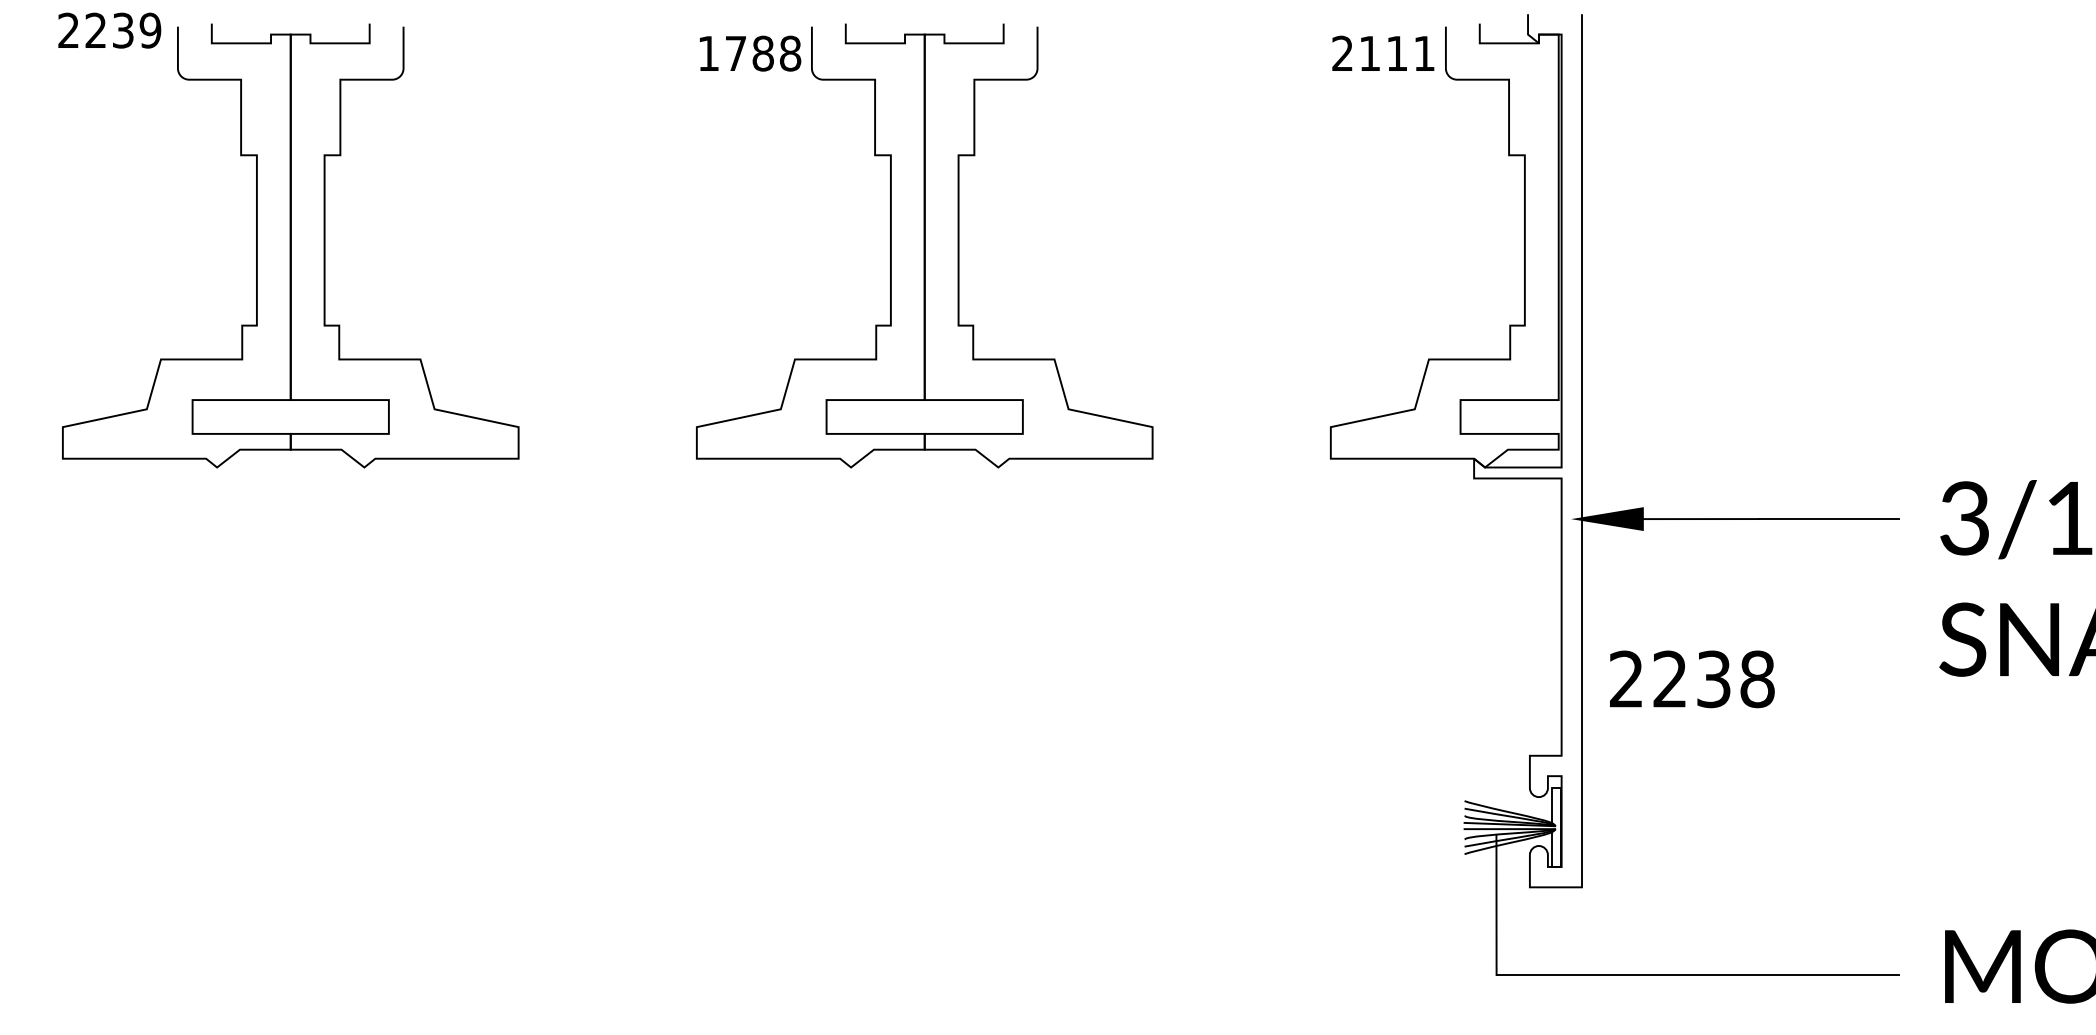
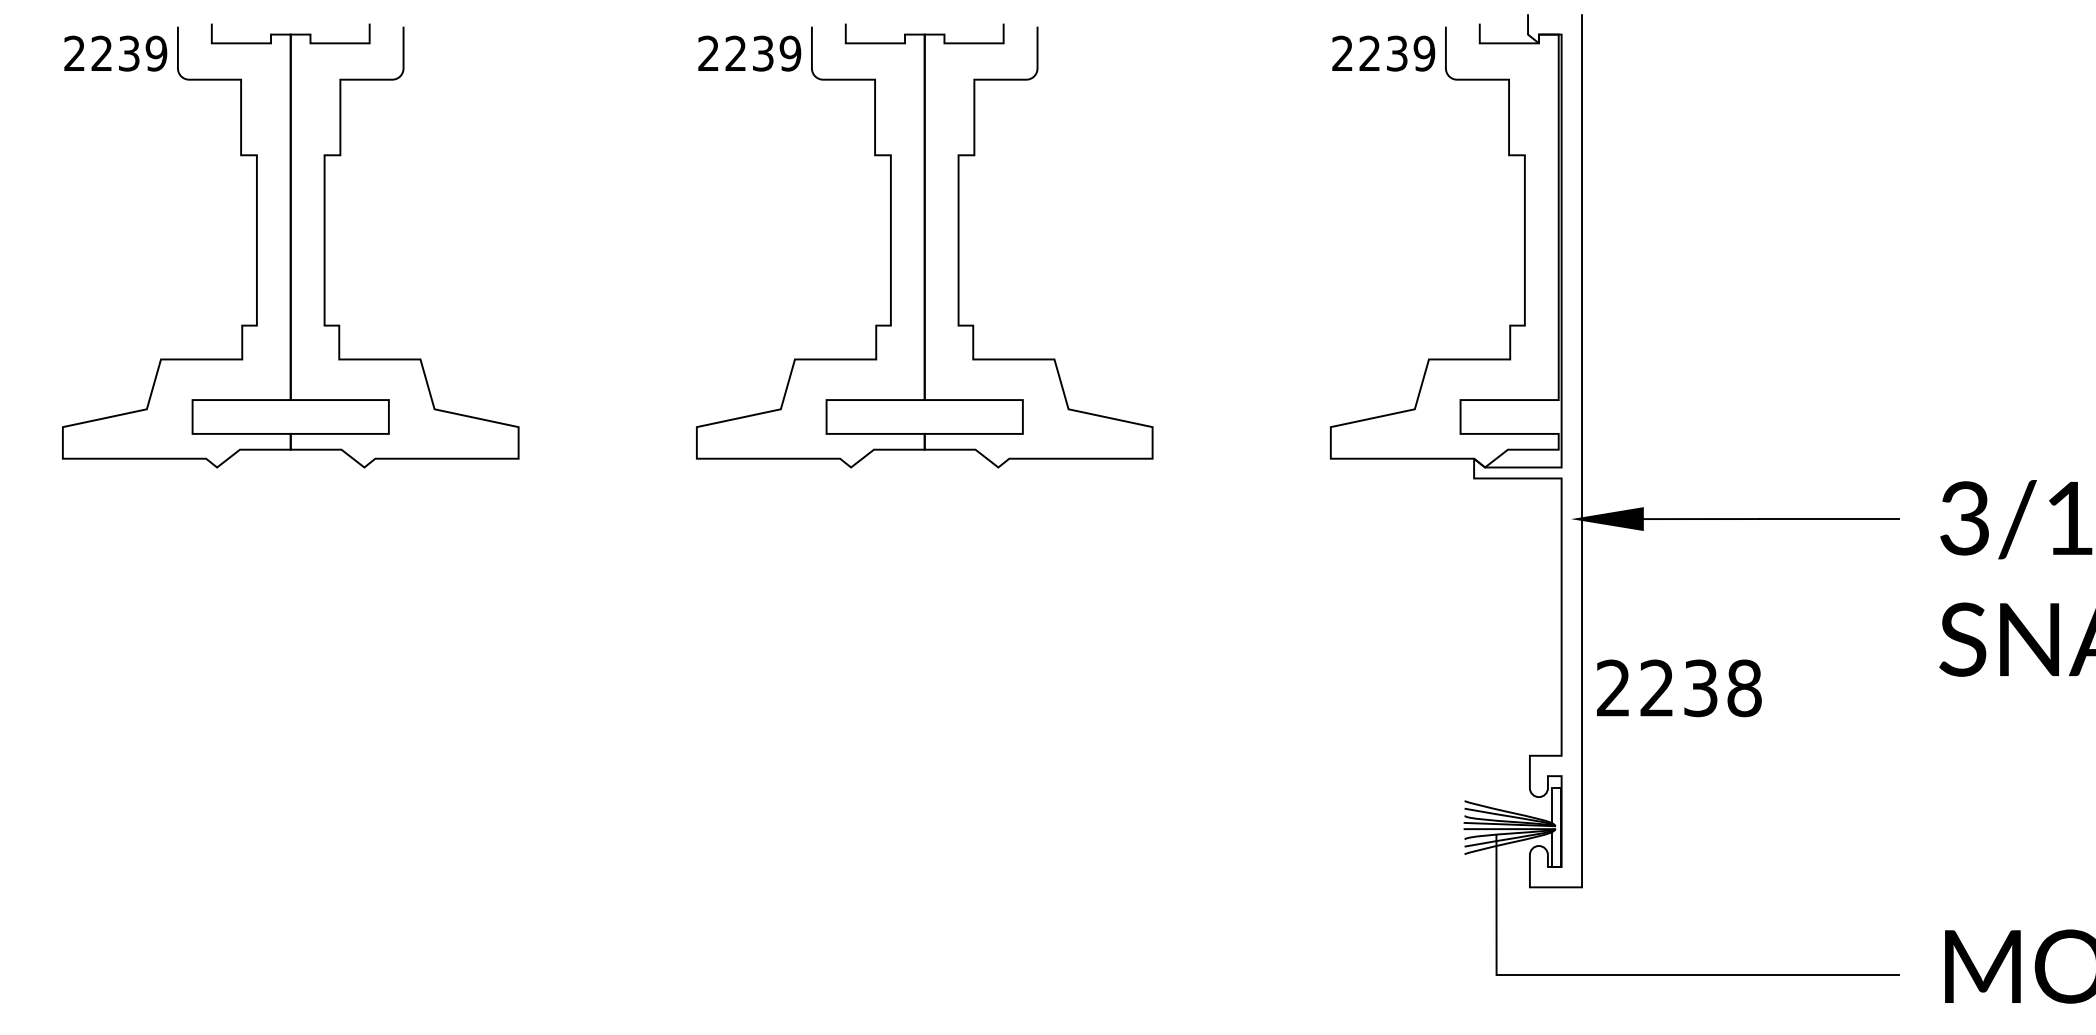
text position: (109, 30) -> (115, 53) (115, 53)
text: 1788 -> 2239 (749, 53)
text: 2111 -> 2239 (1397, 53)
text position: (1692, 679) -> (1679, 688) (1679, 688)
